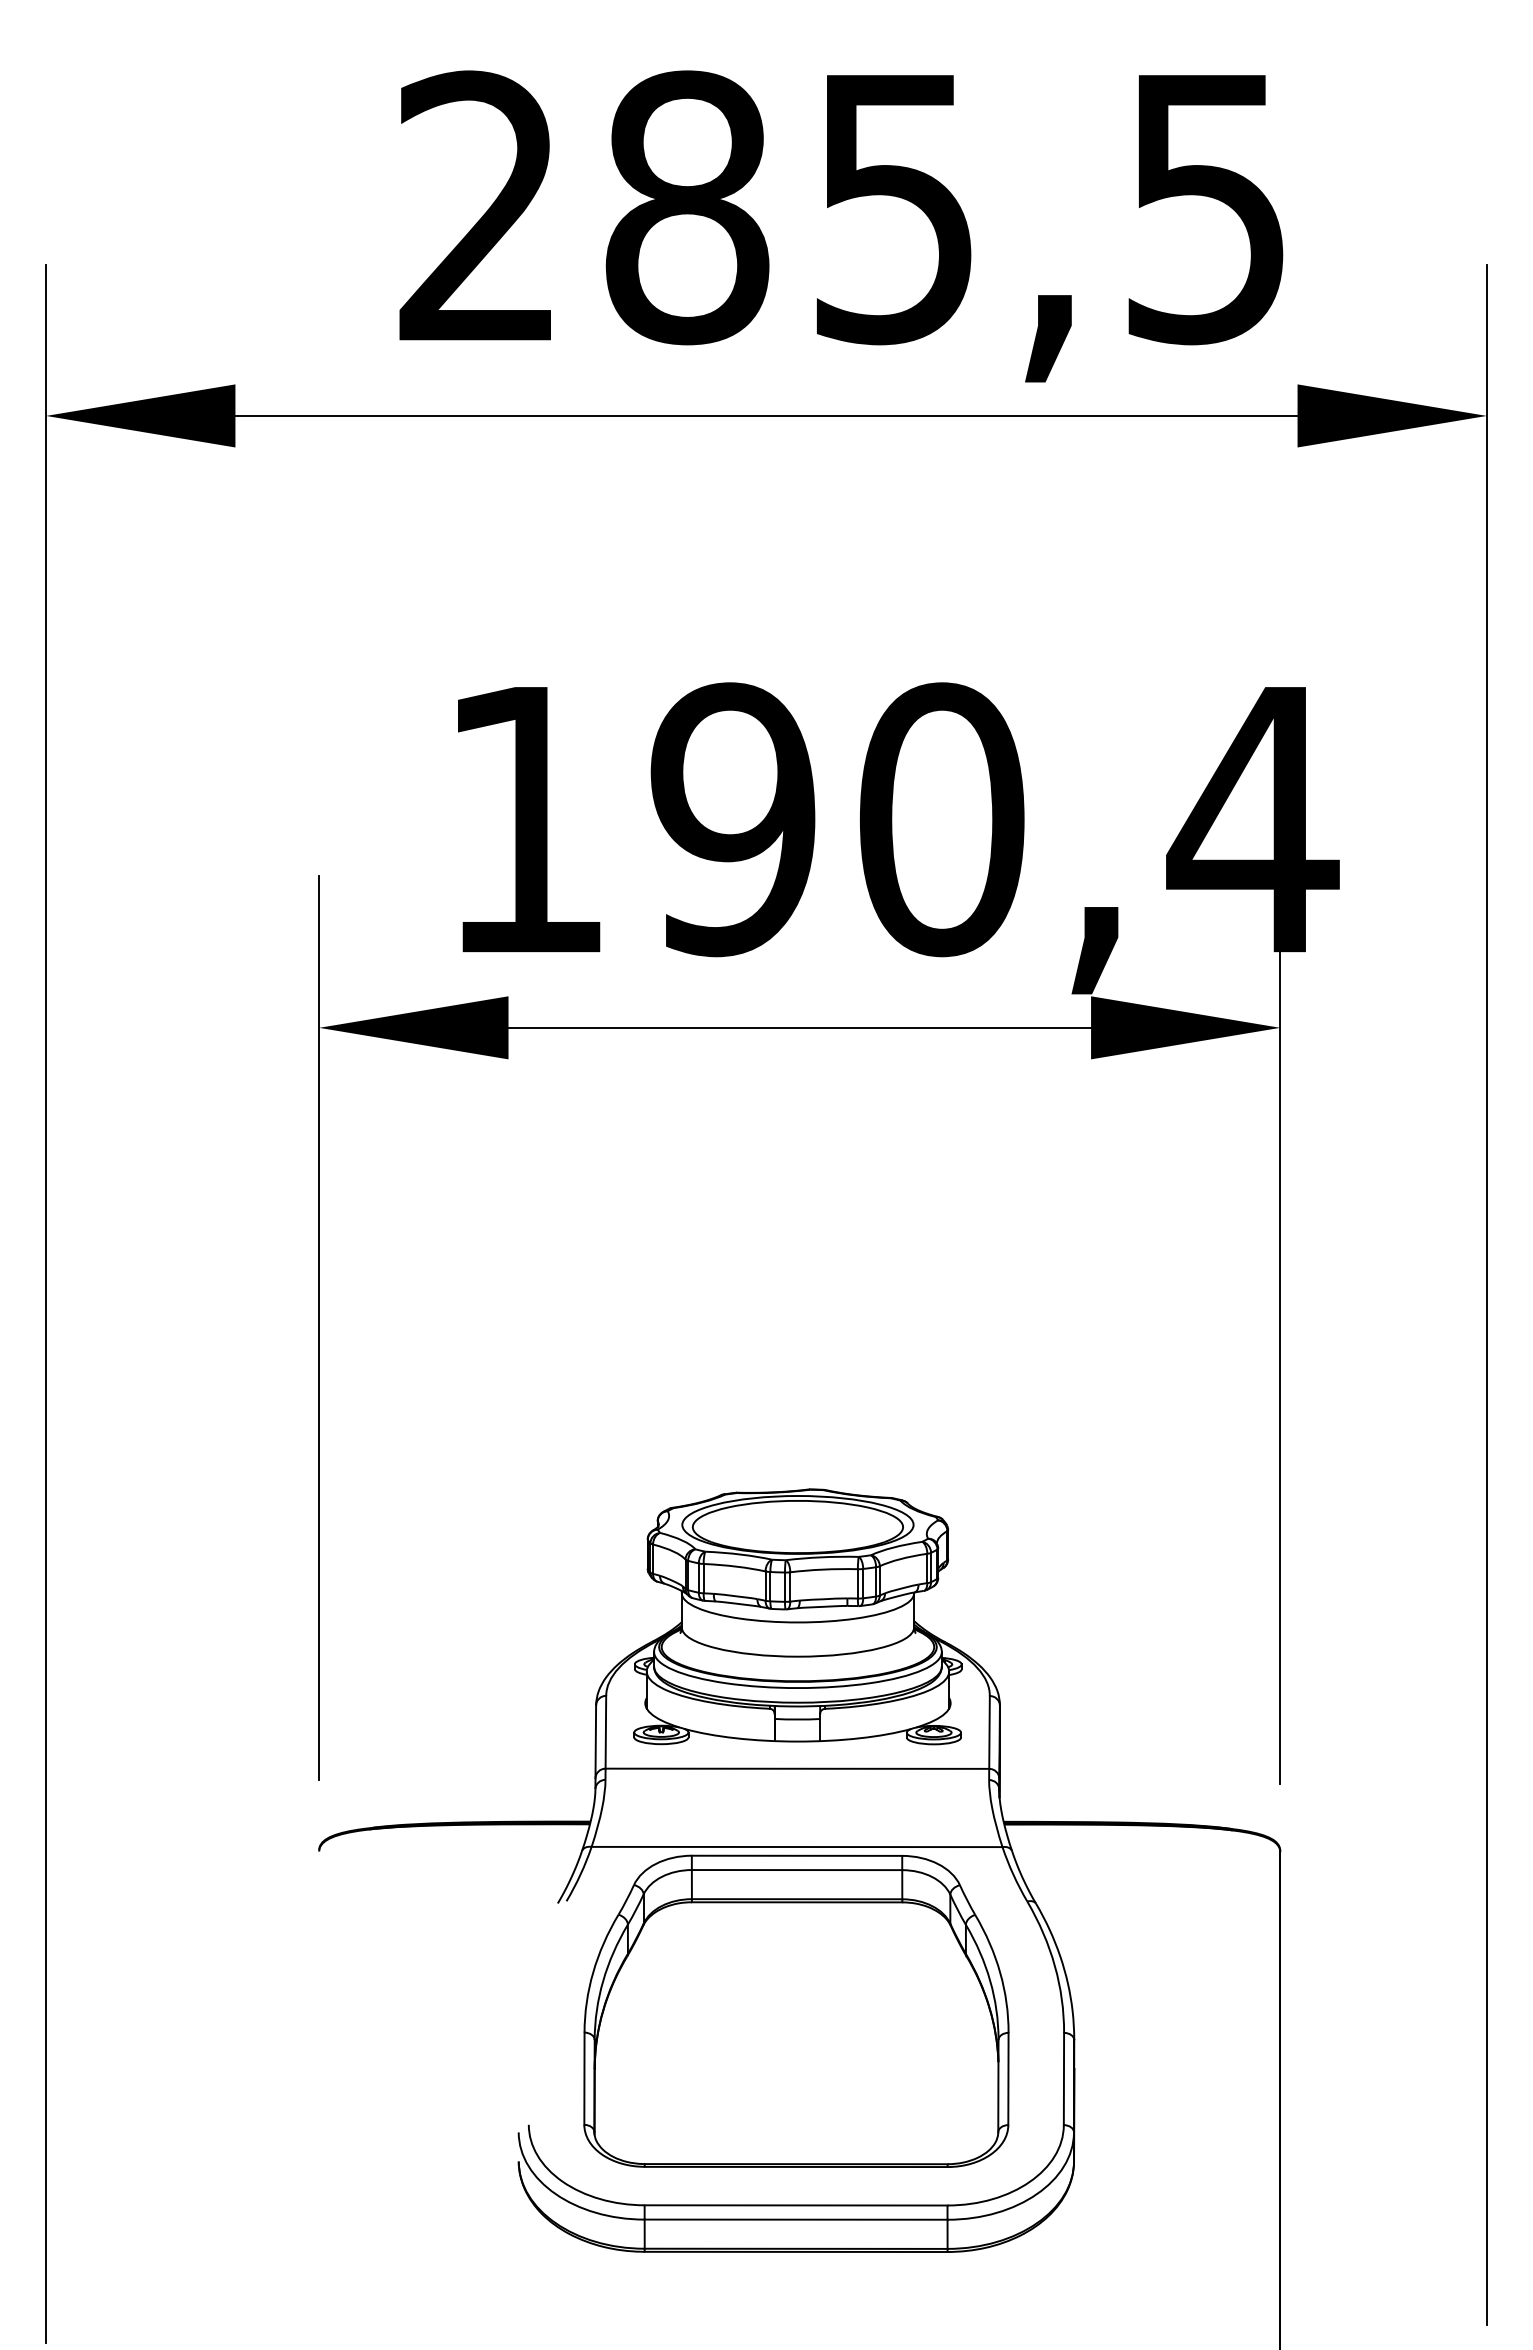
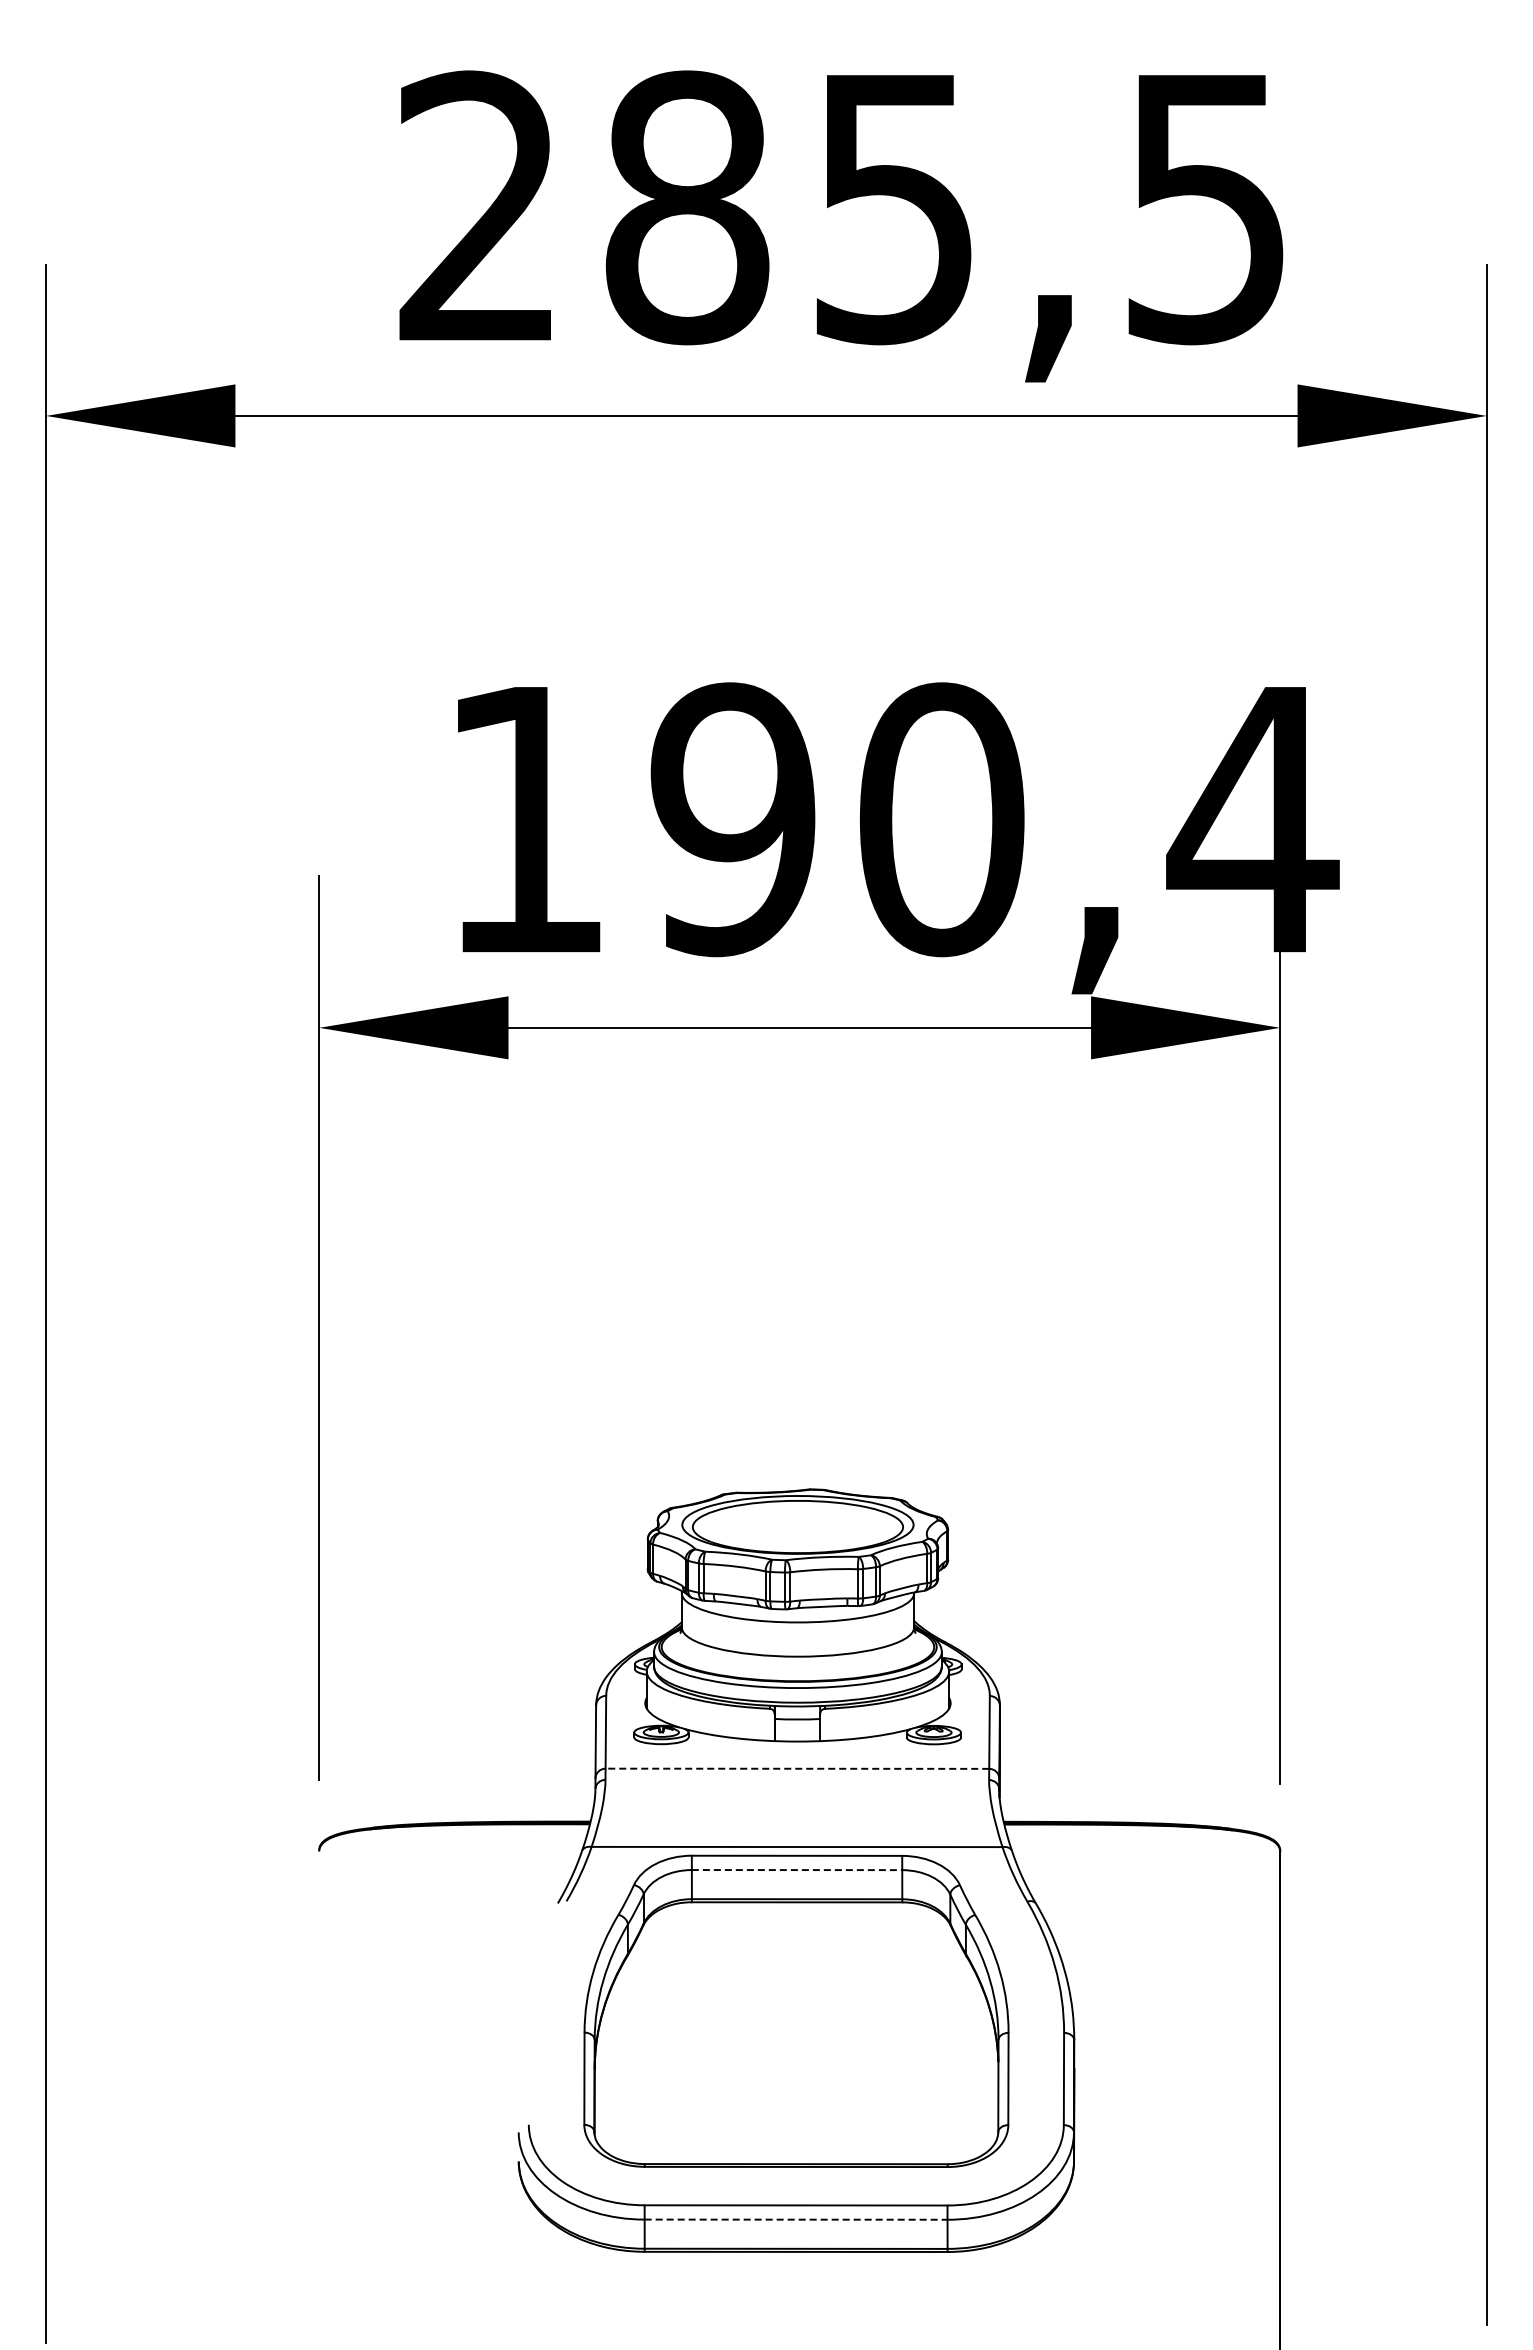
line: solid -> dashed (797, 1768)
line: solid -> dashed (797, 1870)
line: solid -> dashed (796, 2219)
